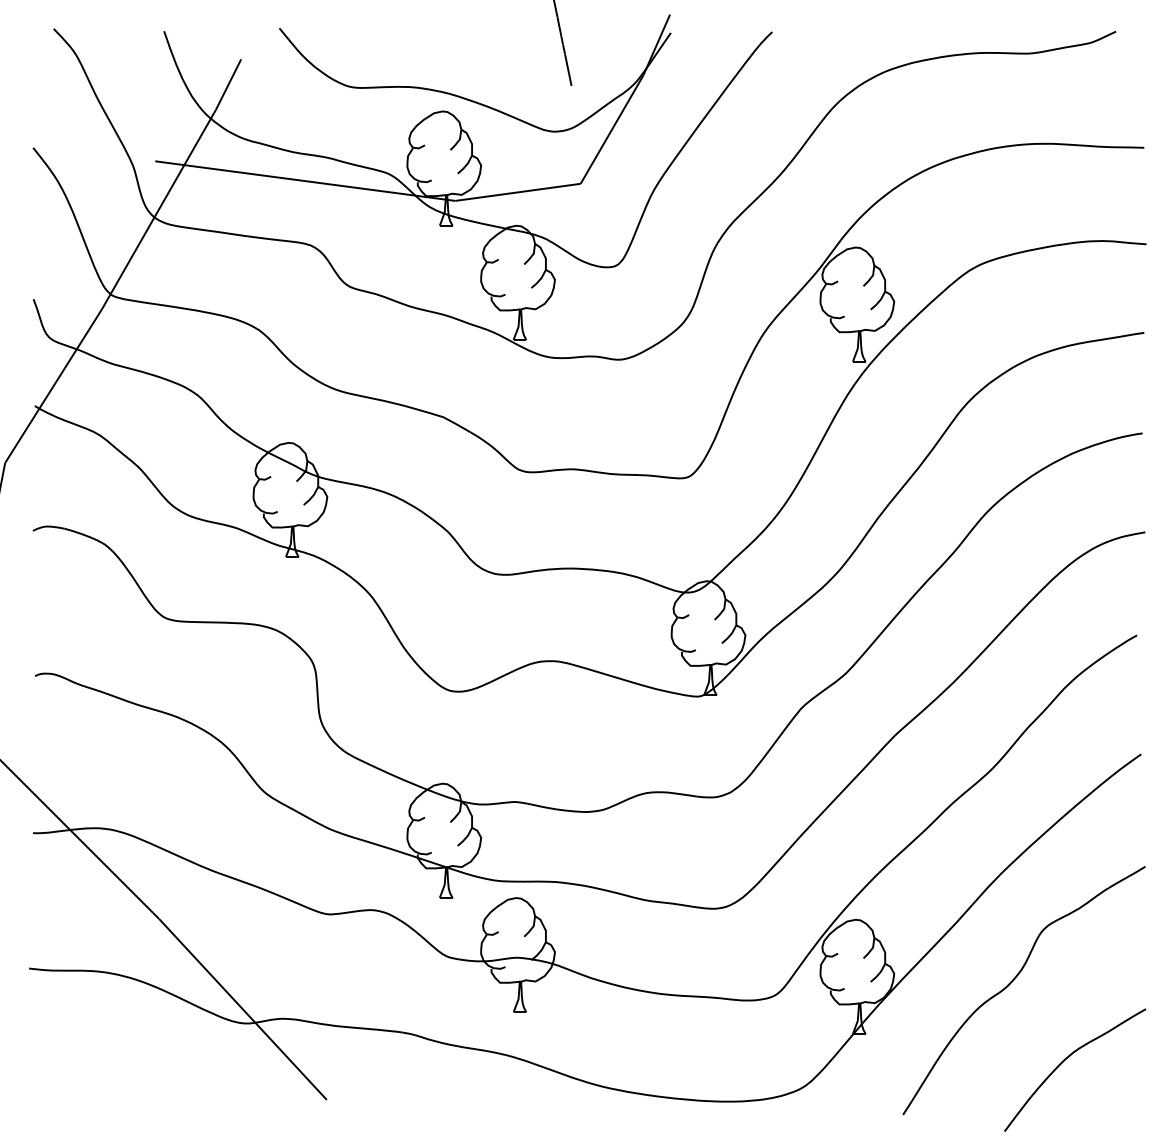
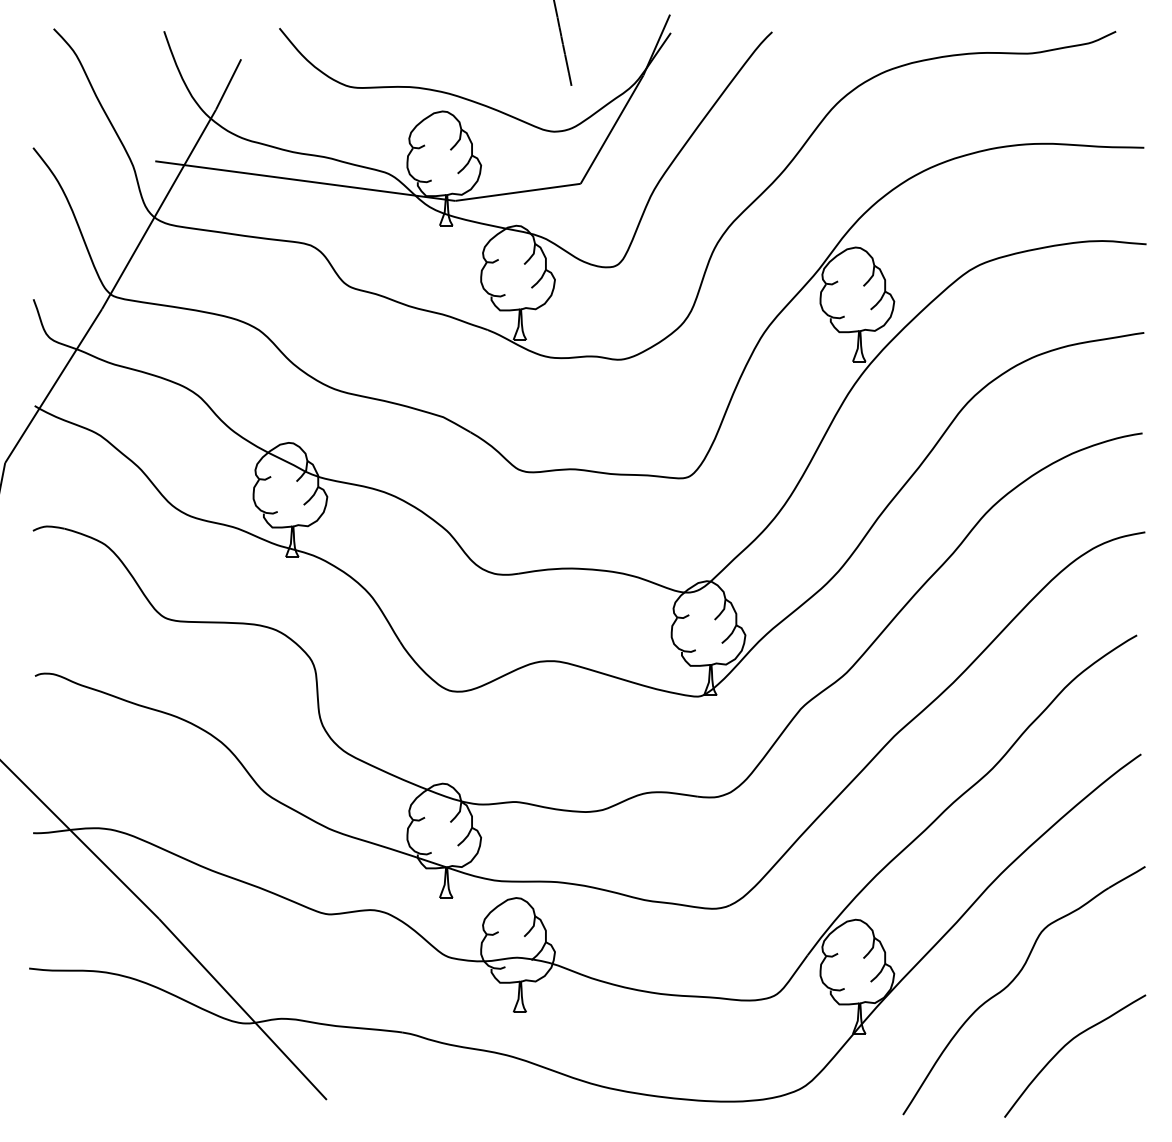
curve position: (1069, 1057) -> (1069, 1043) (1069, 1043)
